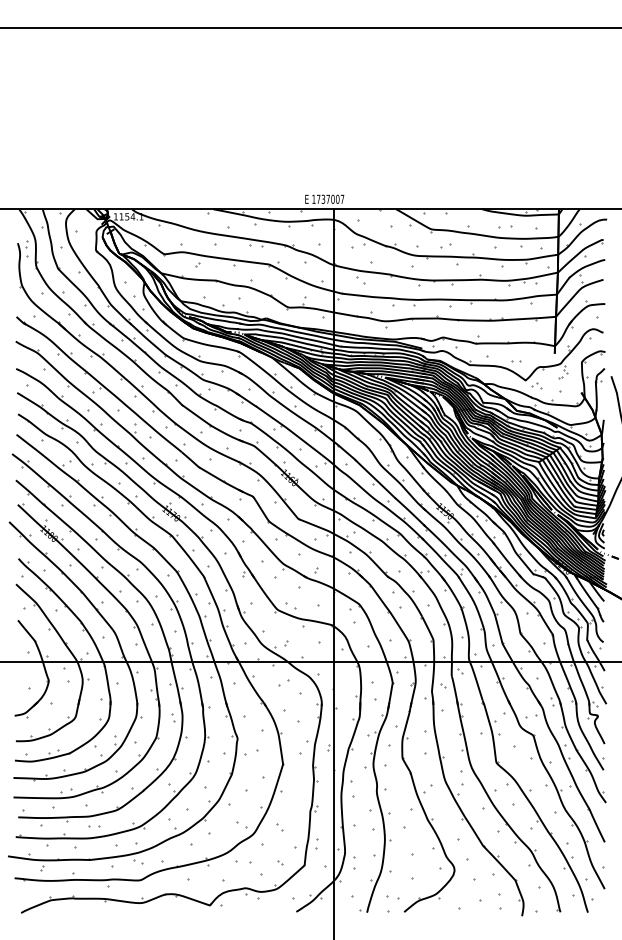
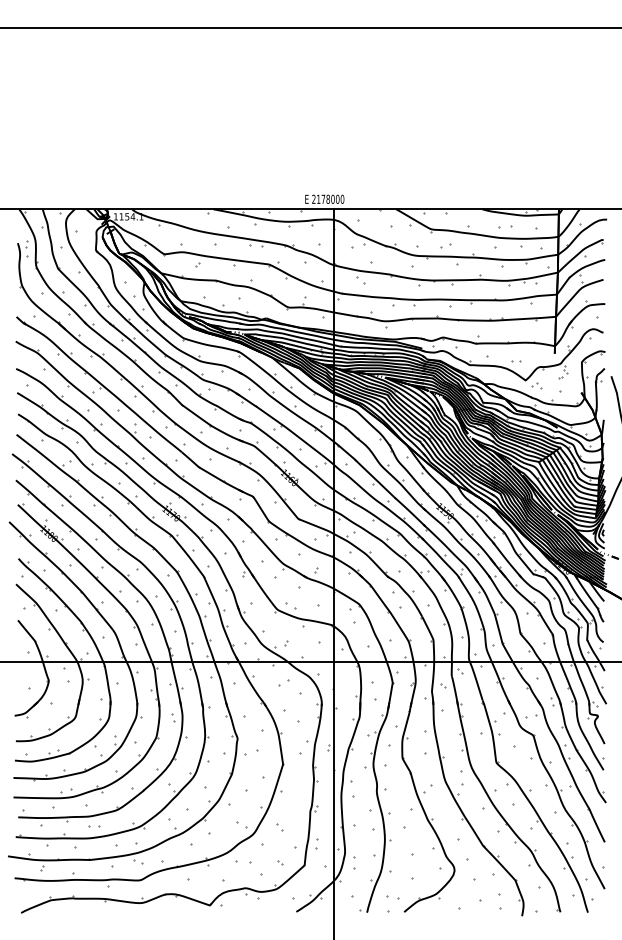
text: 1737007 -> 2178000 (328, 198)
